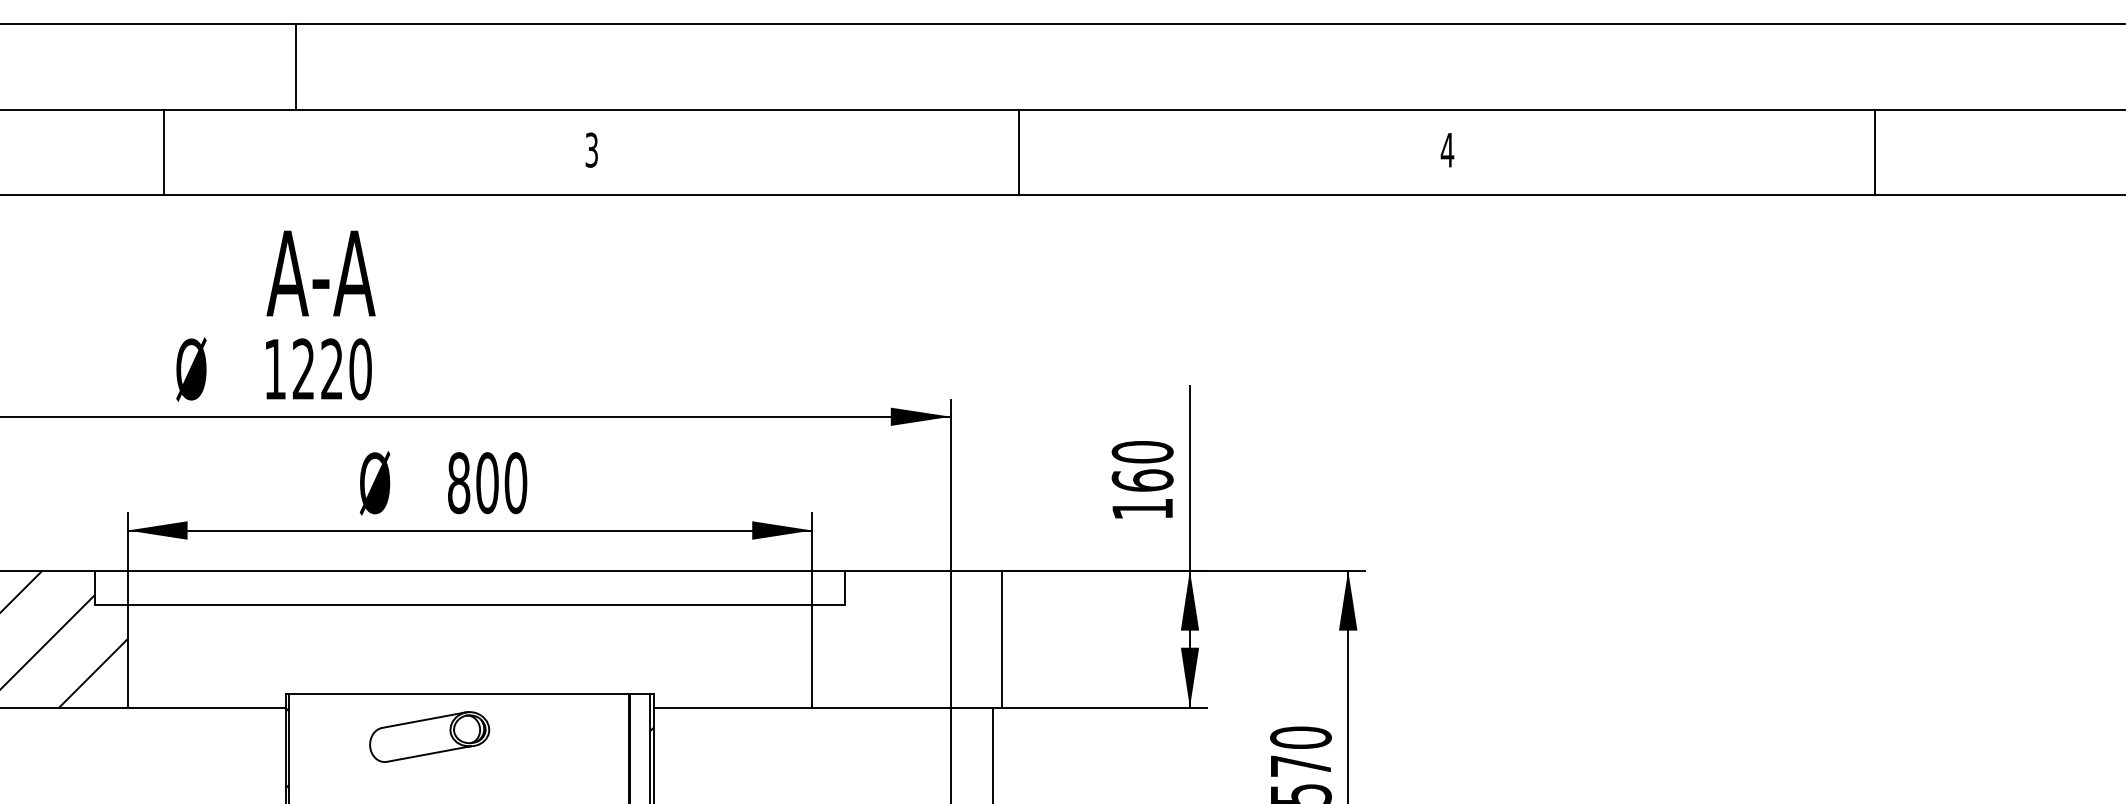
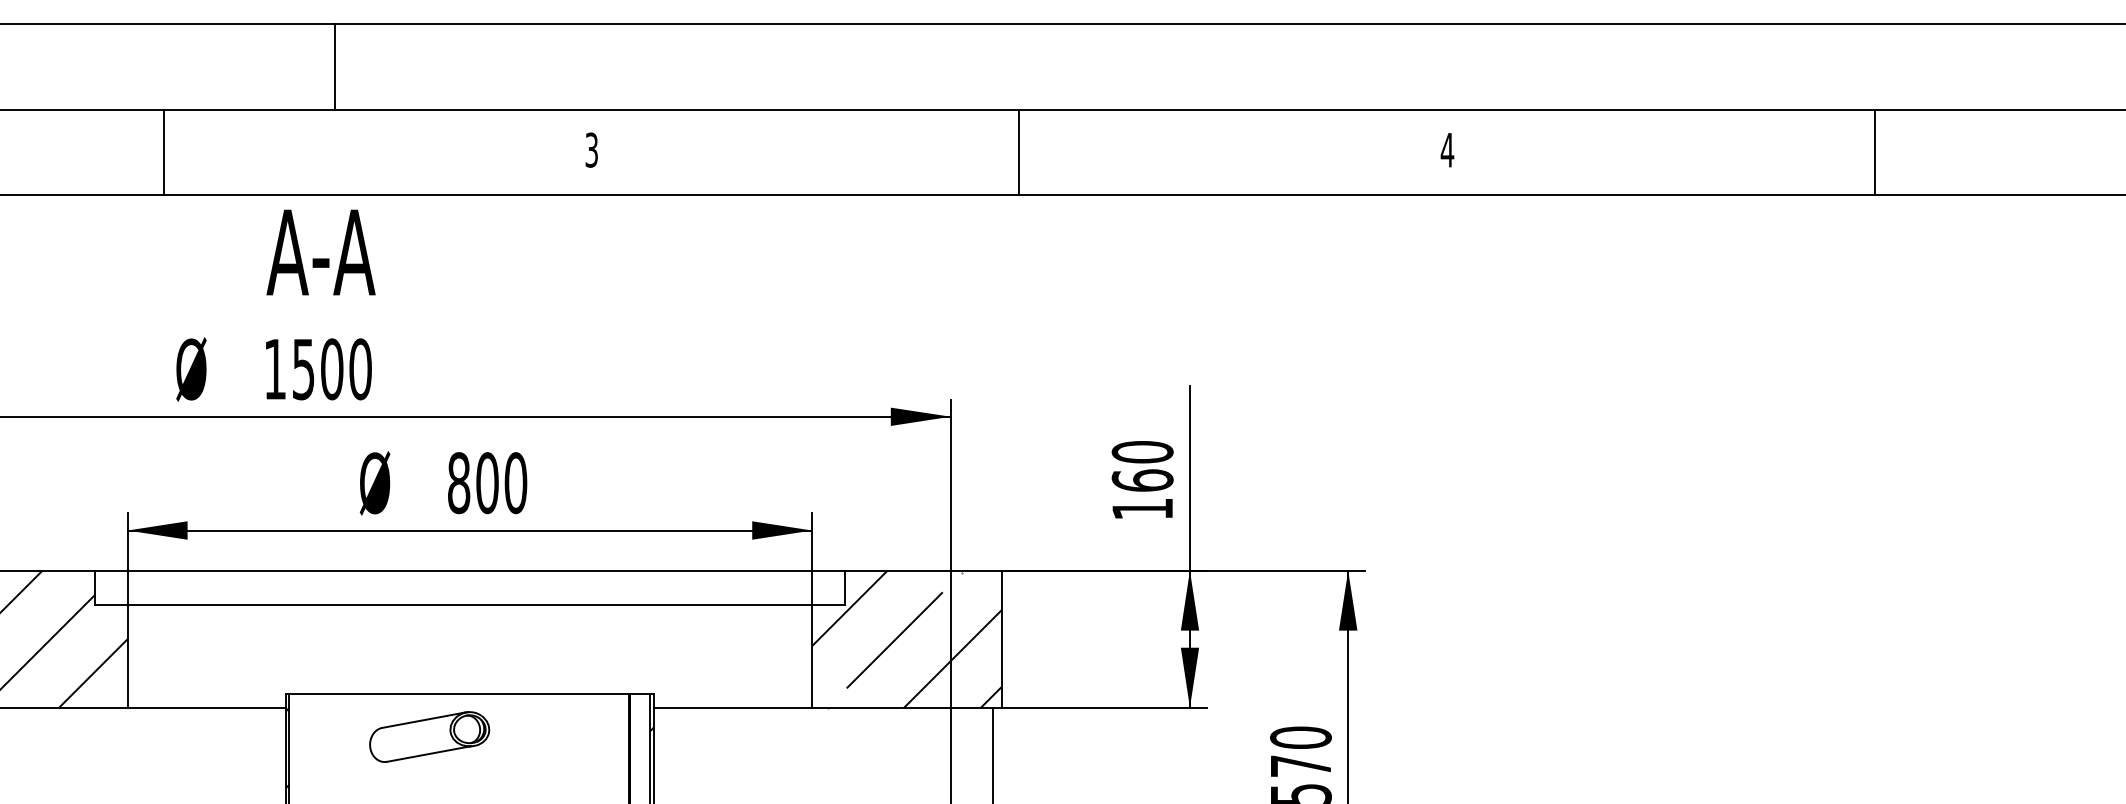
line position: (295, 66) -> (334, 66) (334, 66)
text position: (320, 273) -> (320, 252) (320, 252)
text: 1220 -> 1500 (317, 369)
hatch: none -> present (906, 638)
